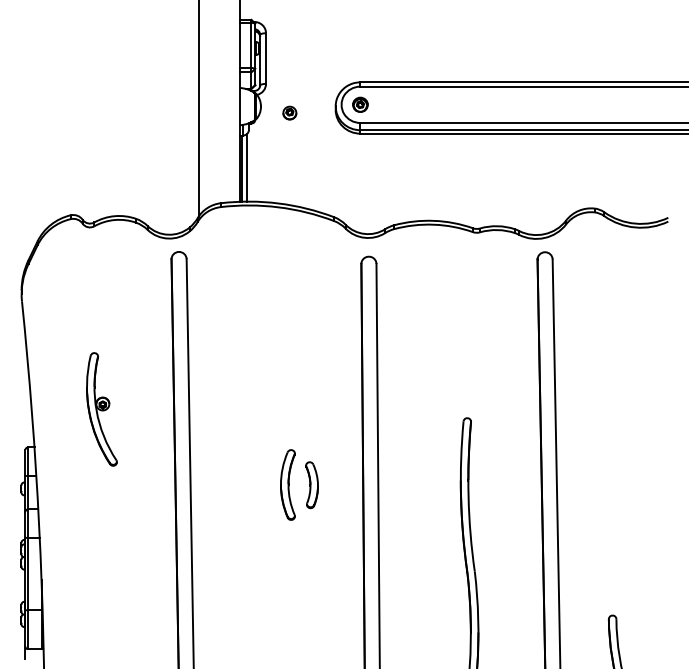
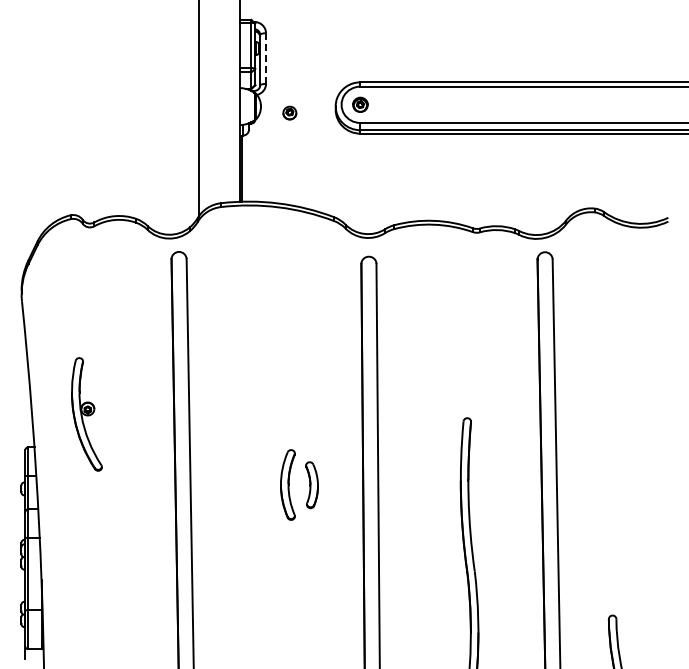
line: solid -> dashed (266, 58)
line: present -> none (247, 167)
part position: (101, 409) -> (86, 414) (86, 414)
